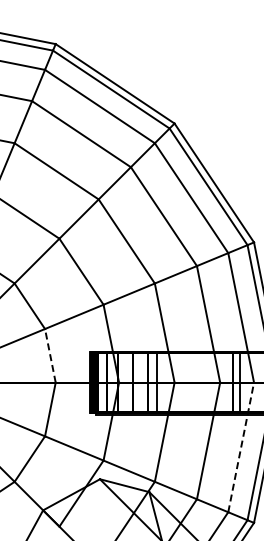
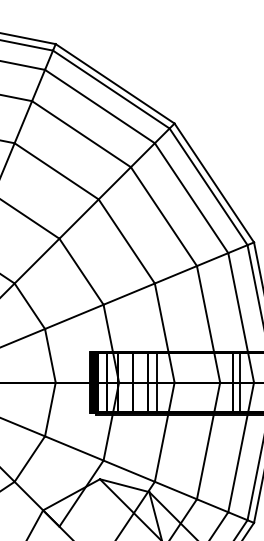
line: dashed -> solid (50, 355)
line: dashed -> solid (241, 446)
